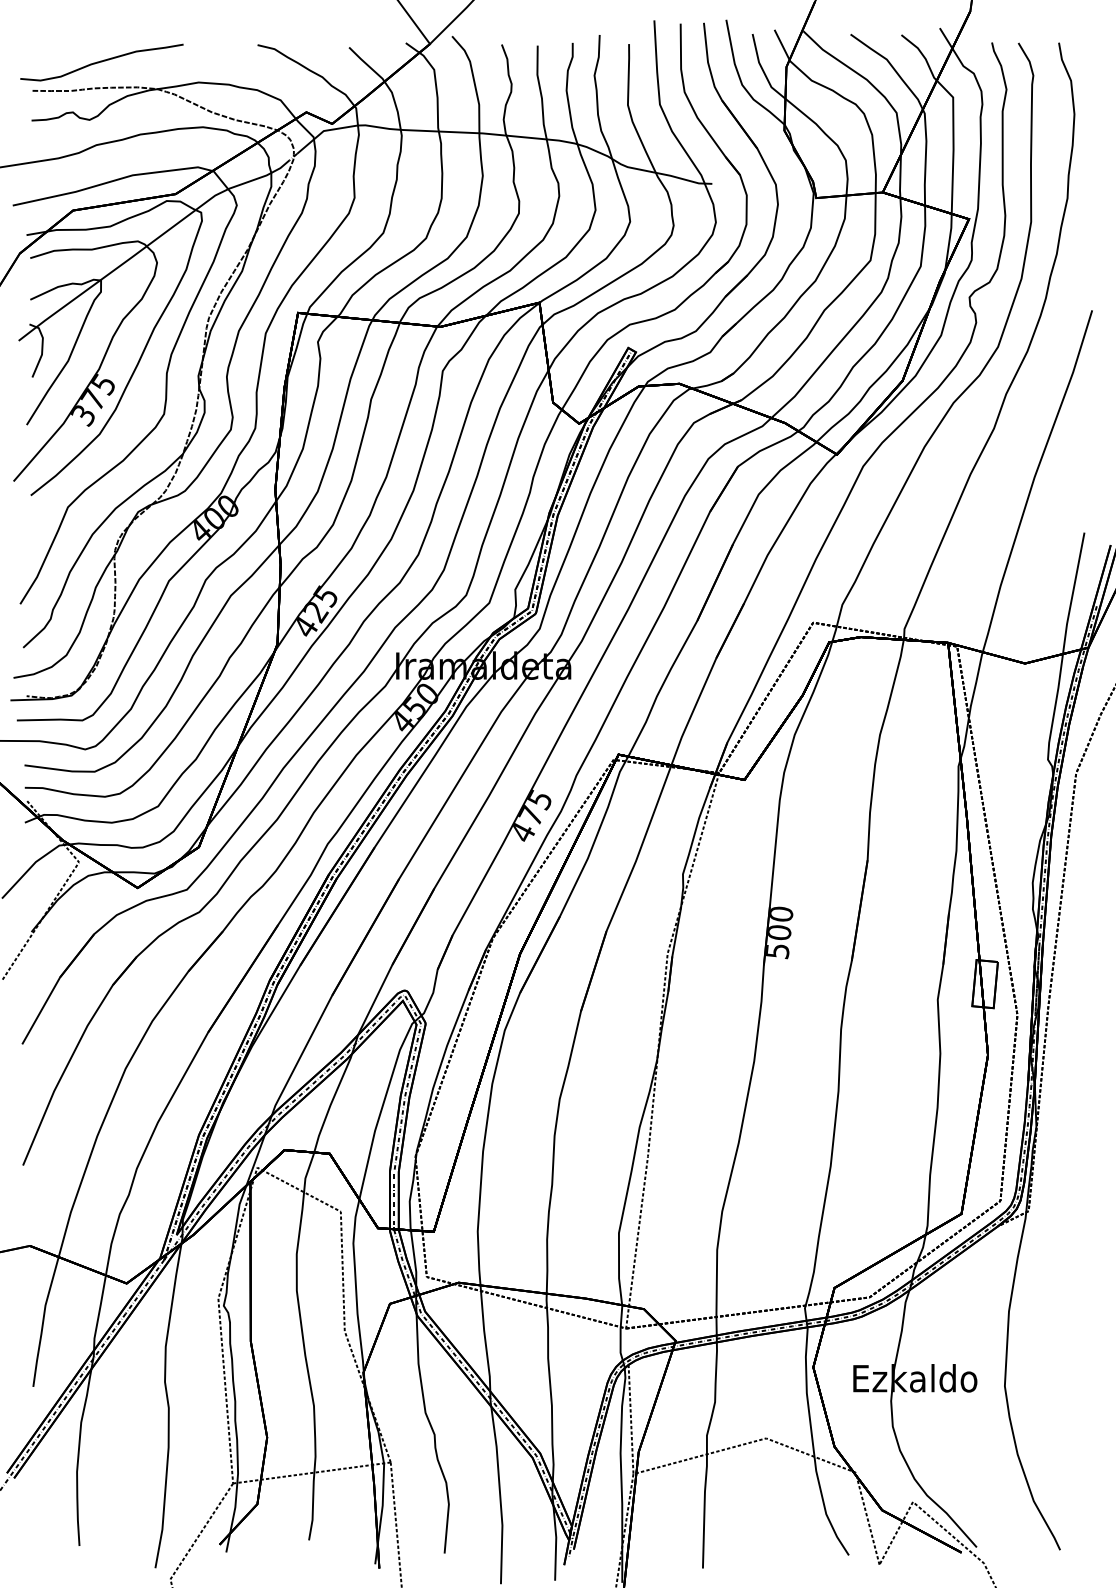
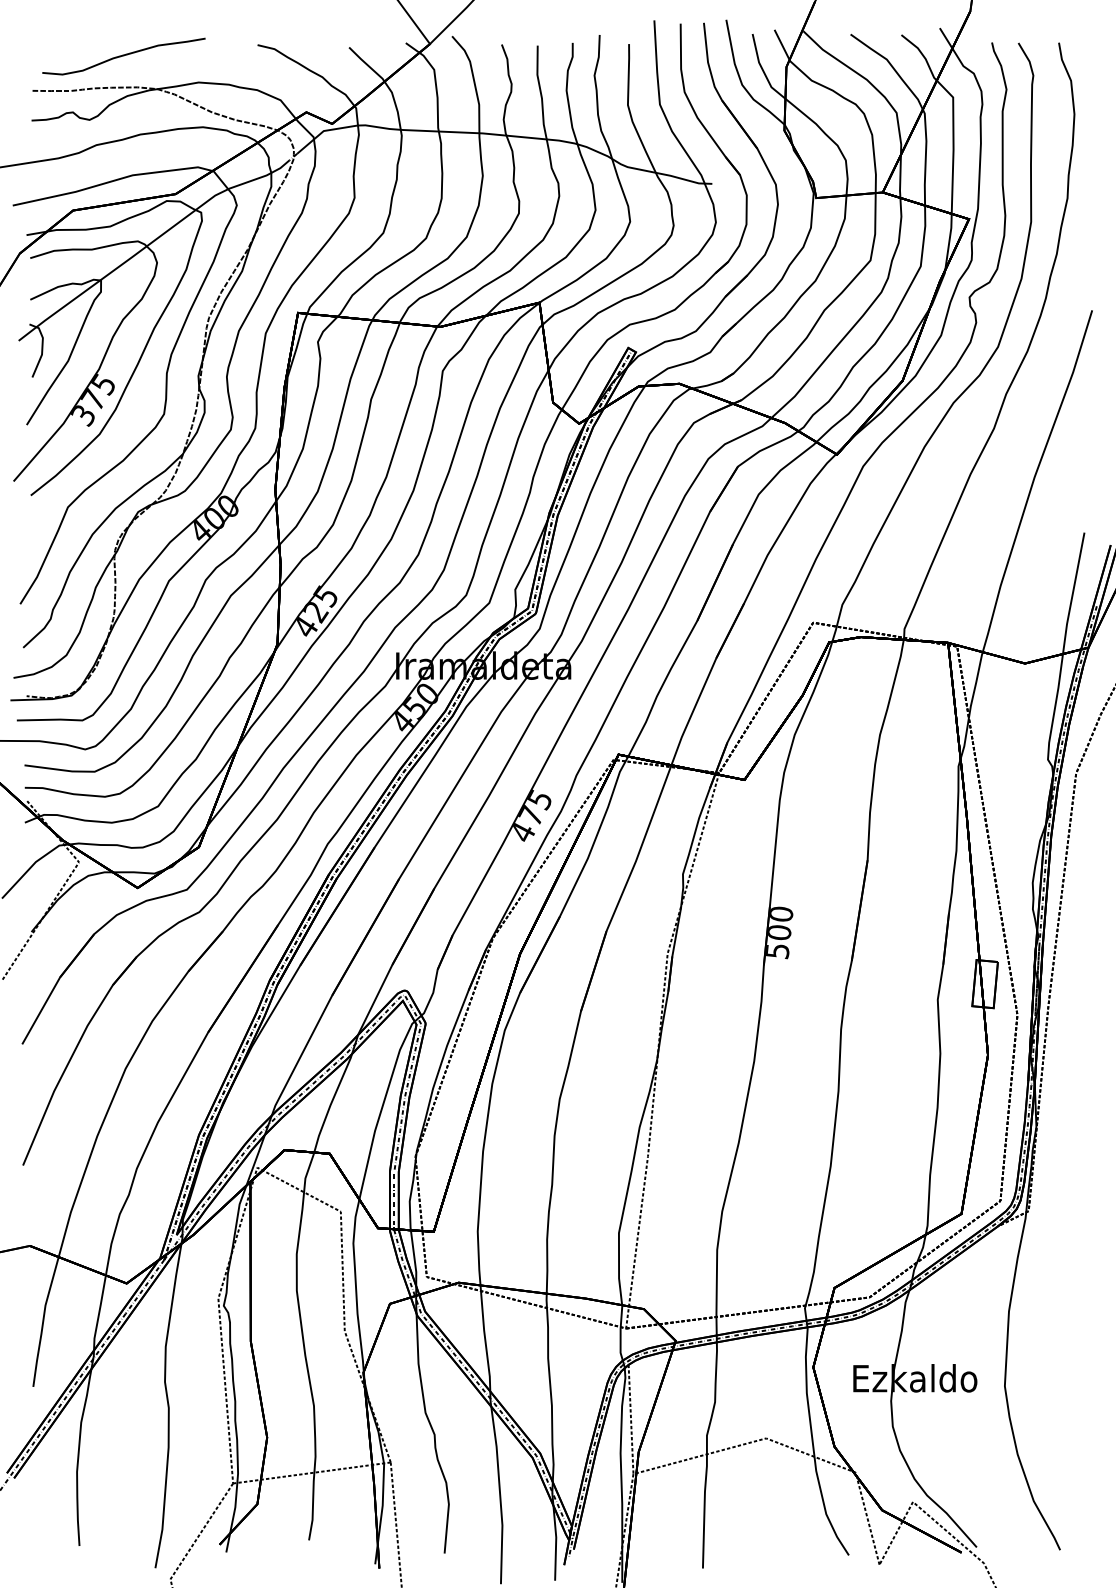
curve position: (101, 62) -> (123, 56) (123, 56)
